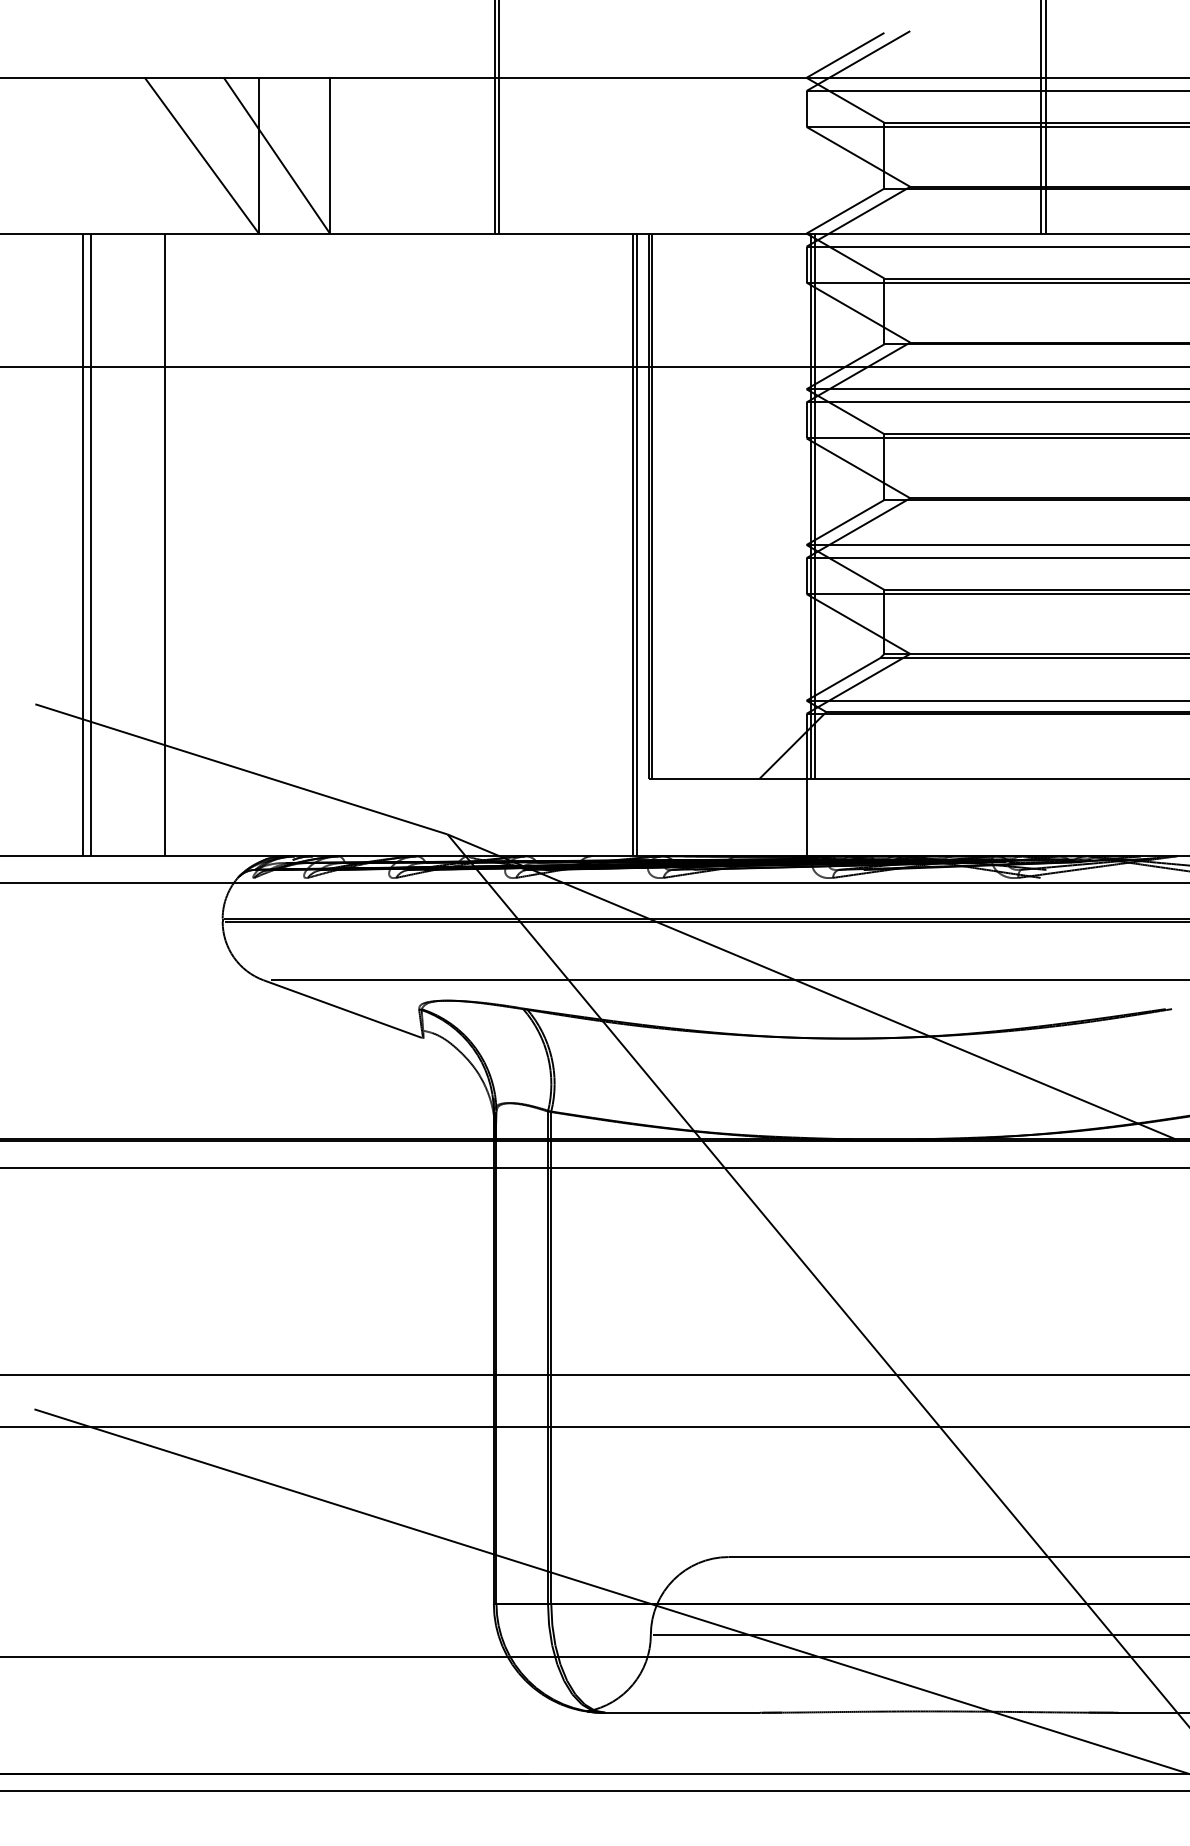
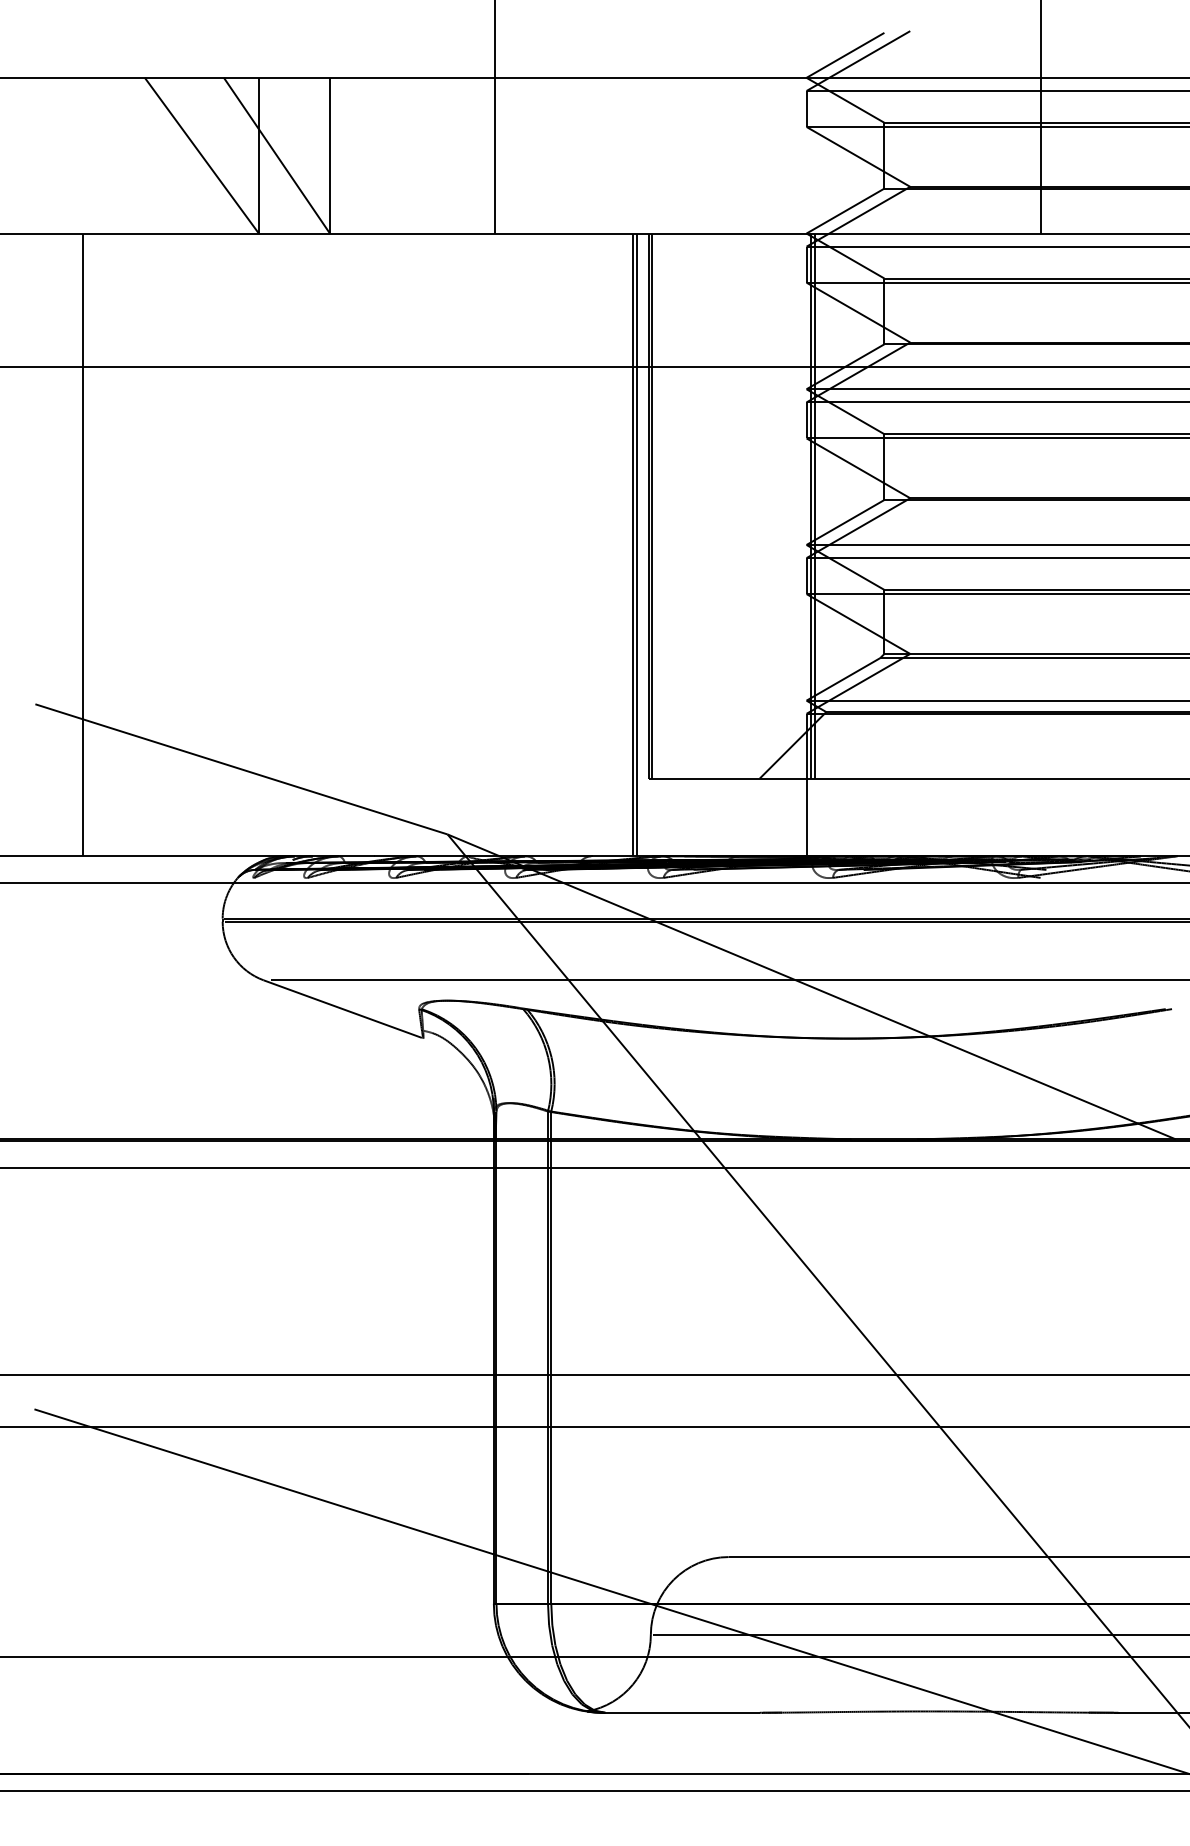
line: present -> none (499, 117)
line: present -> none (1045, 117)
line: present -> none (91, 544)
line: present -> none (165, 544)
